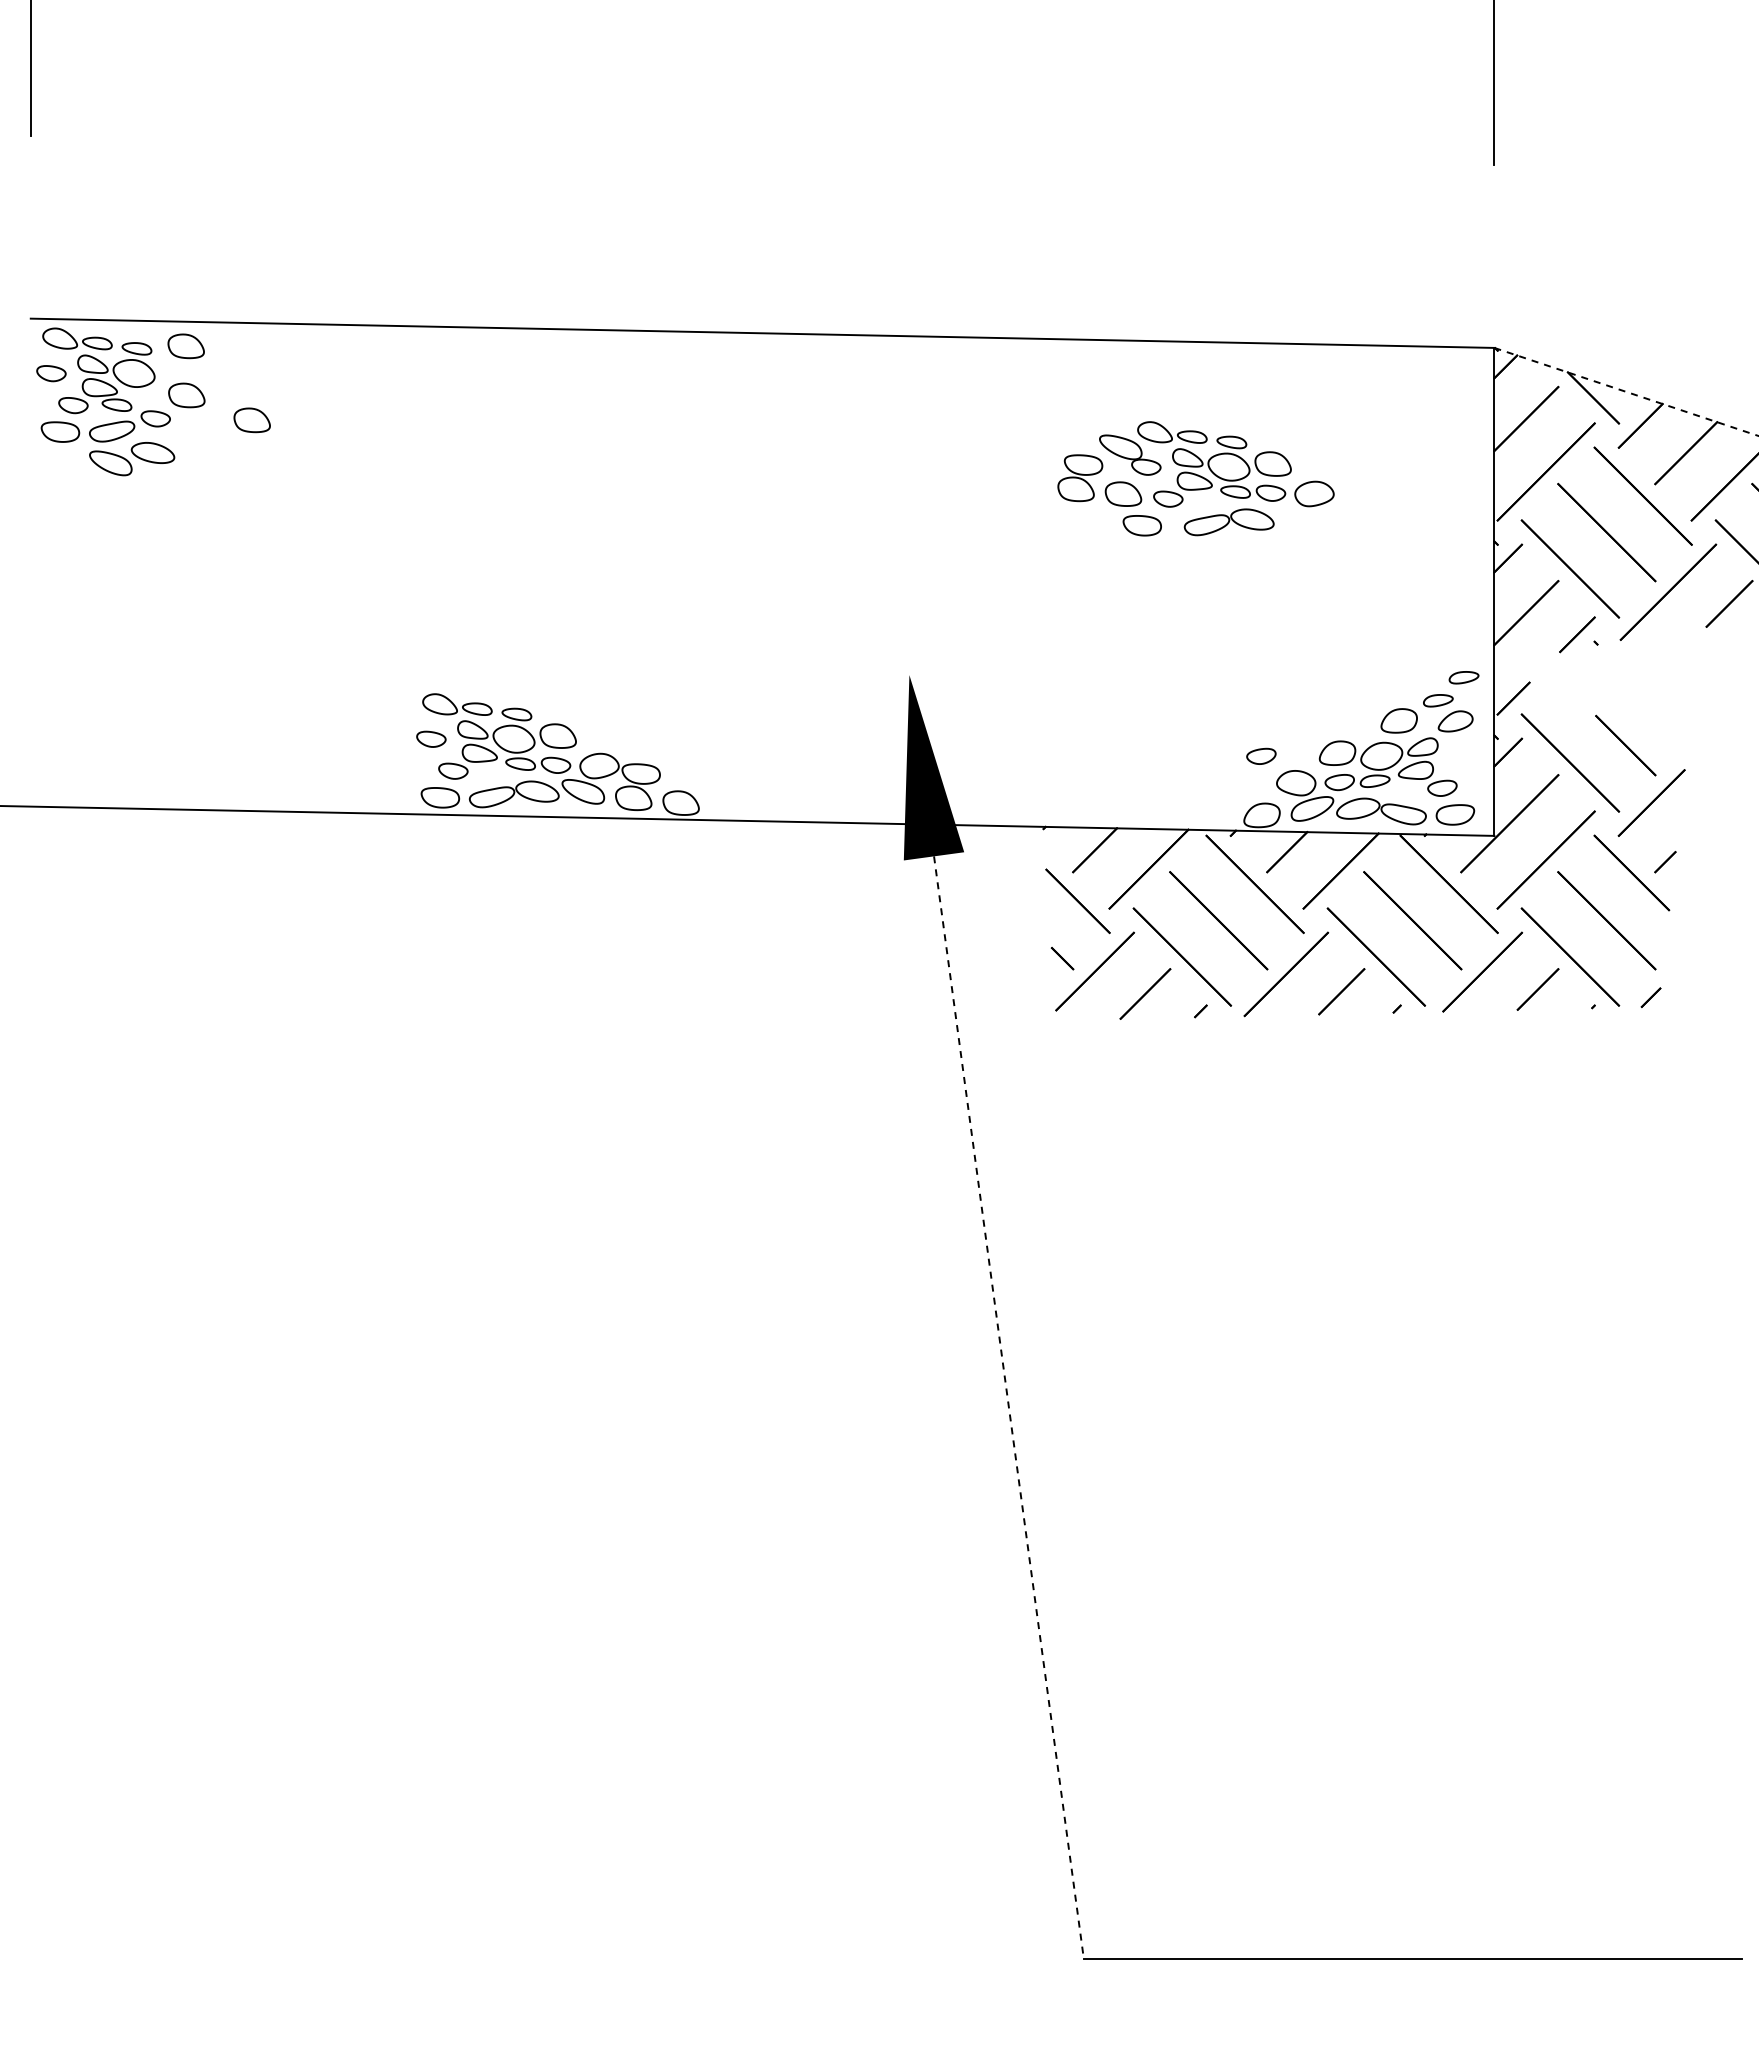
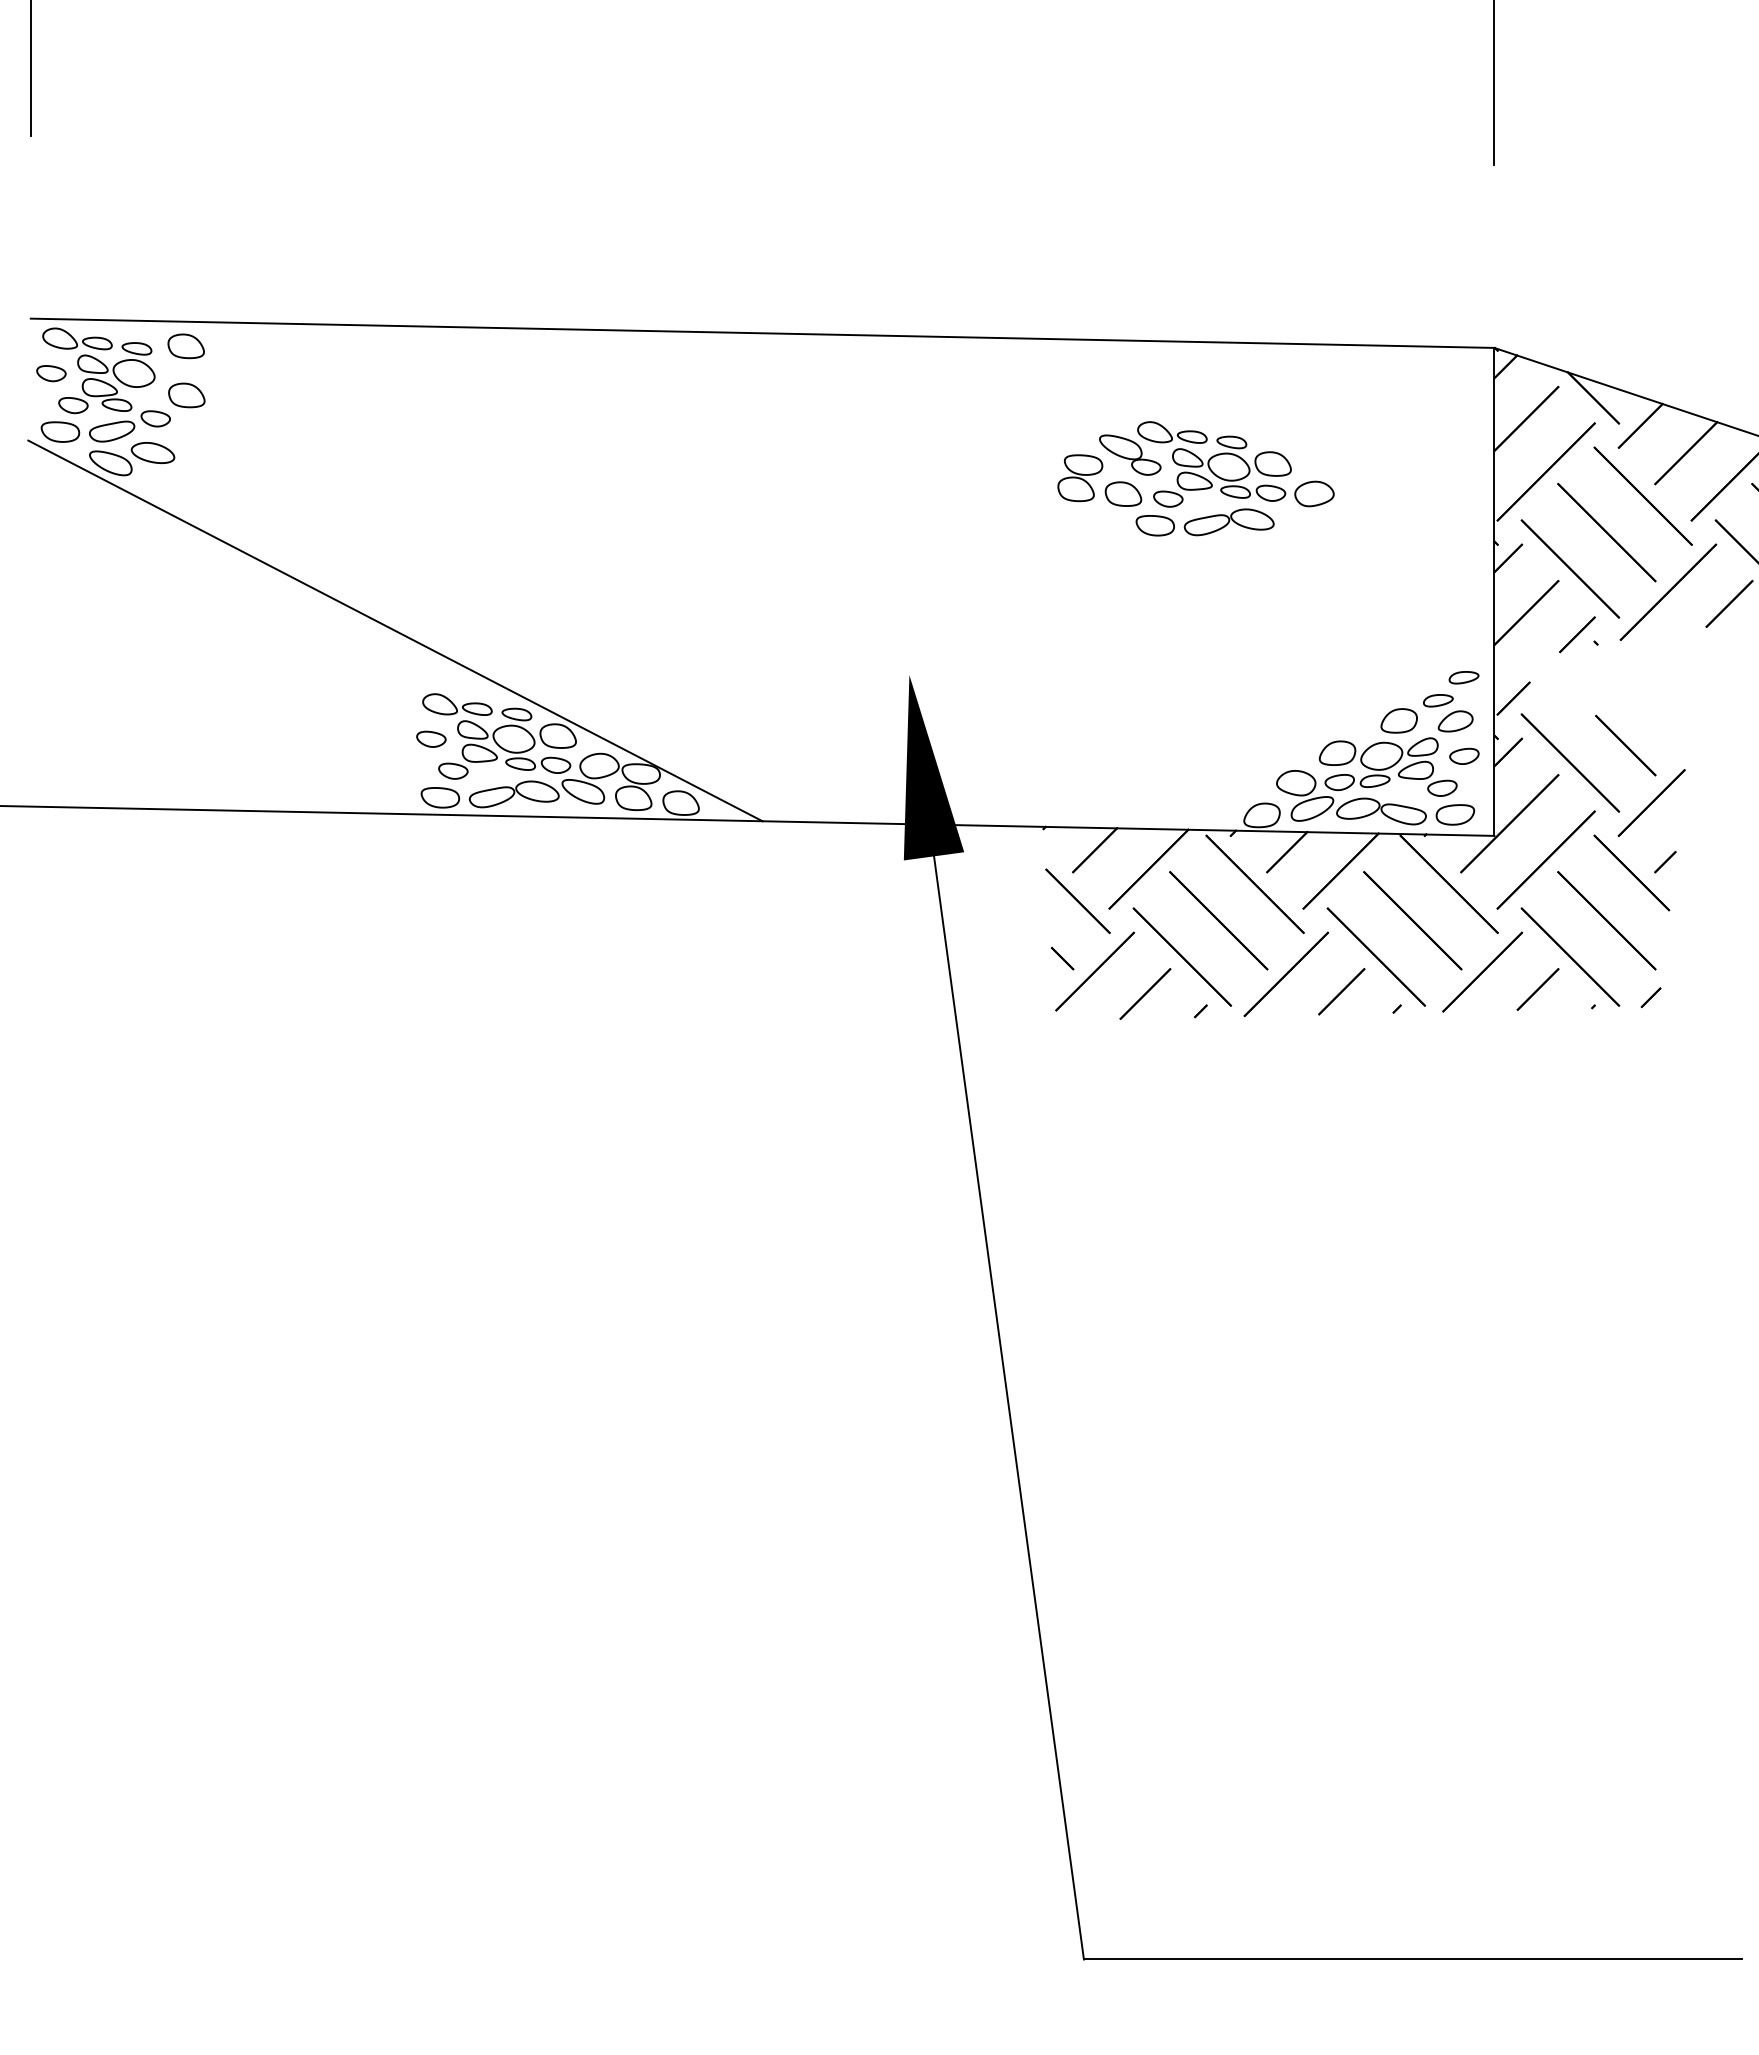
line: dashed -> solid (1627, 392)
part: present -> none (251, 420)
part position: (1141, 525) -> (1154, 525) (1154, 525)
line: none -> present (395, 630)
part position: (1261, 755) -> (1464, 755) (1464, 755)
line: dashed -> solid (1008, 1407)
